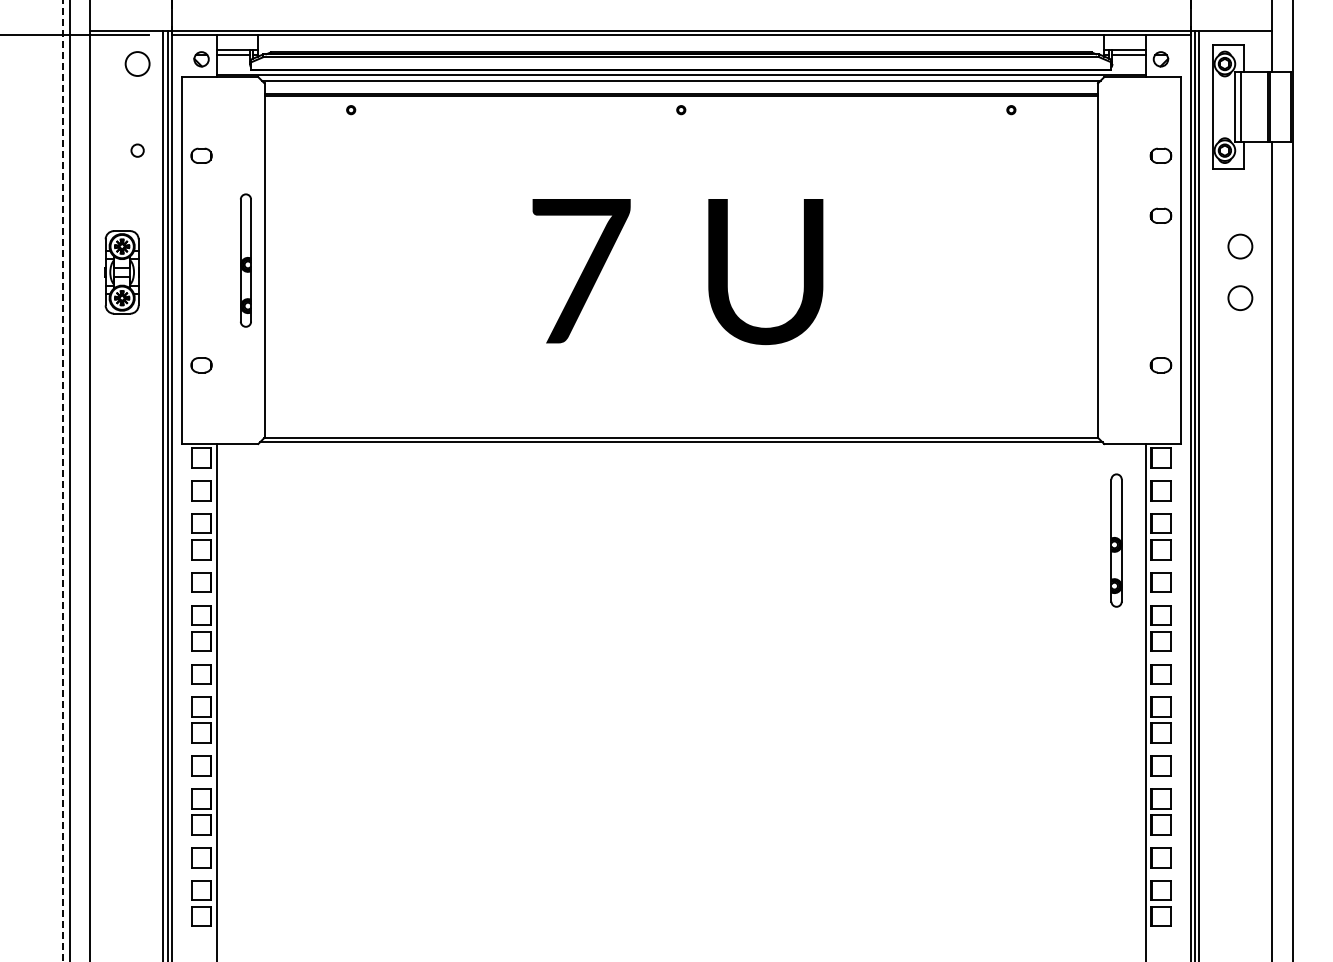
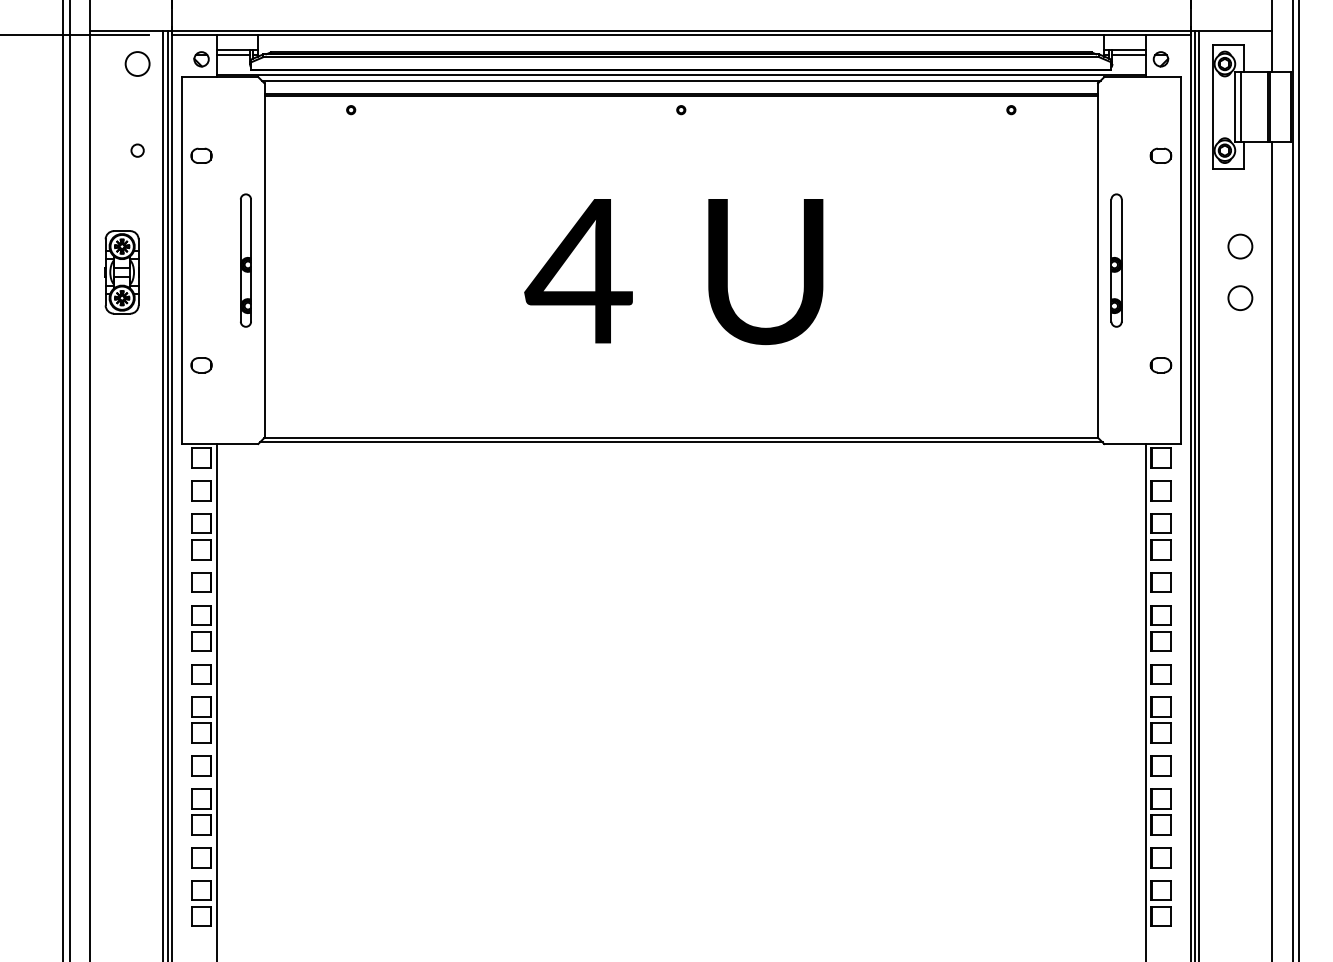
part: present -> none (1160, 215)
text: 7 -> 4 (578, 271)
line: dashed -> solid (63, 480)
line: none -> present (1299, 480)
part position: (1116, 540) -> (1116, 260) (1116, 260)
